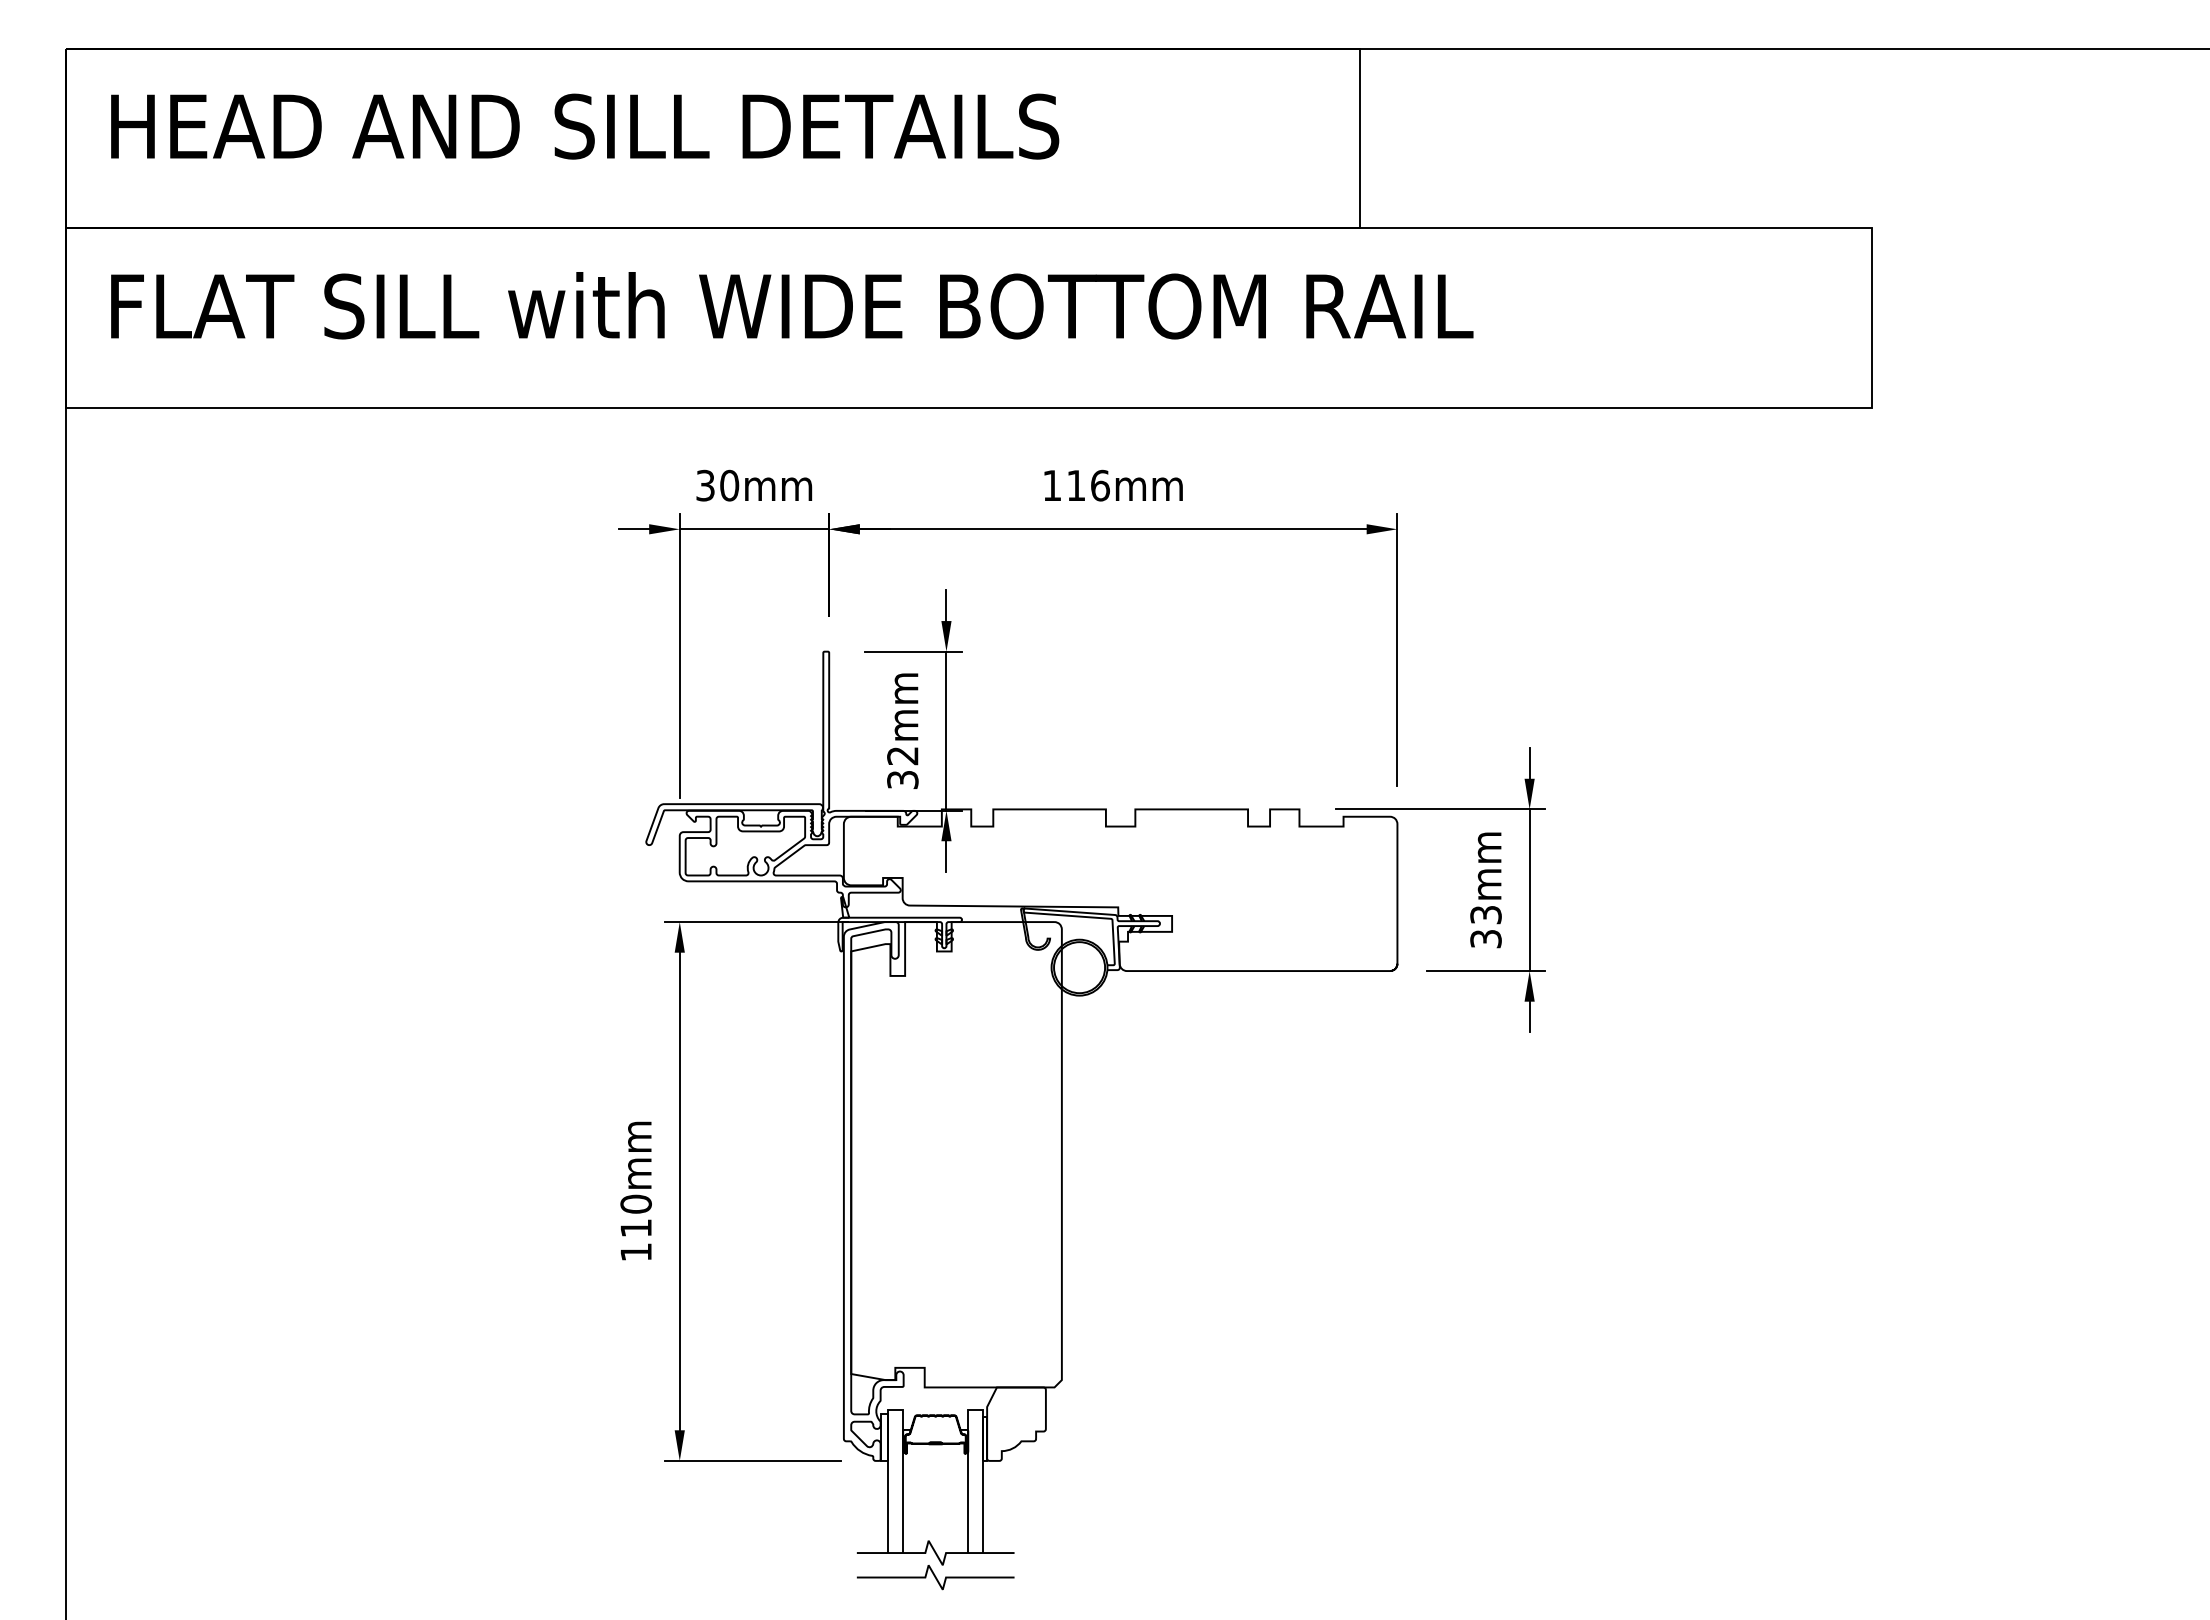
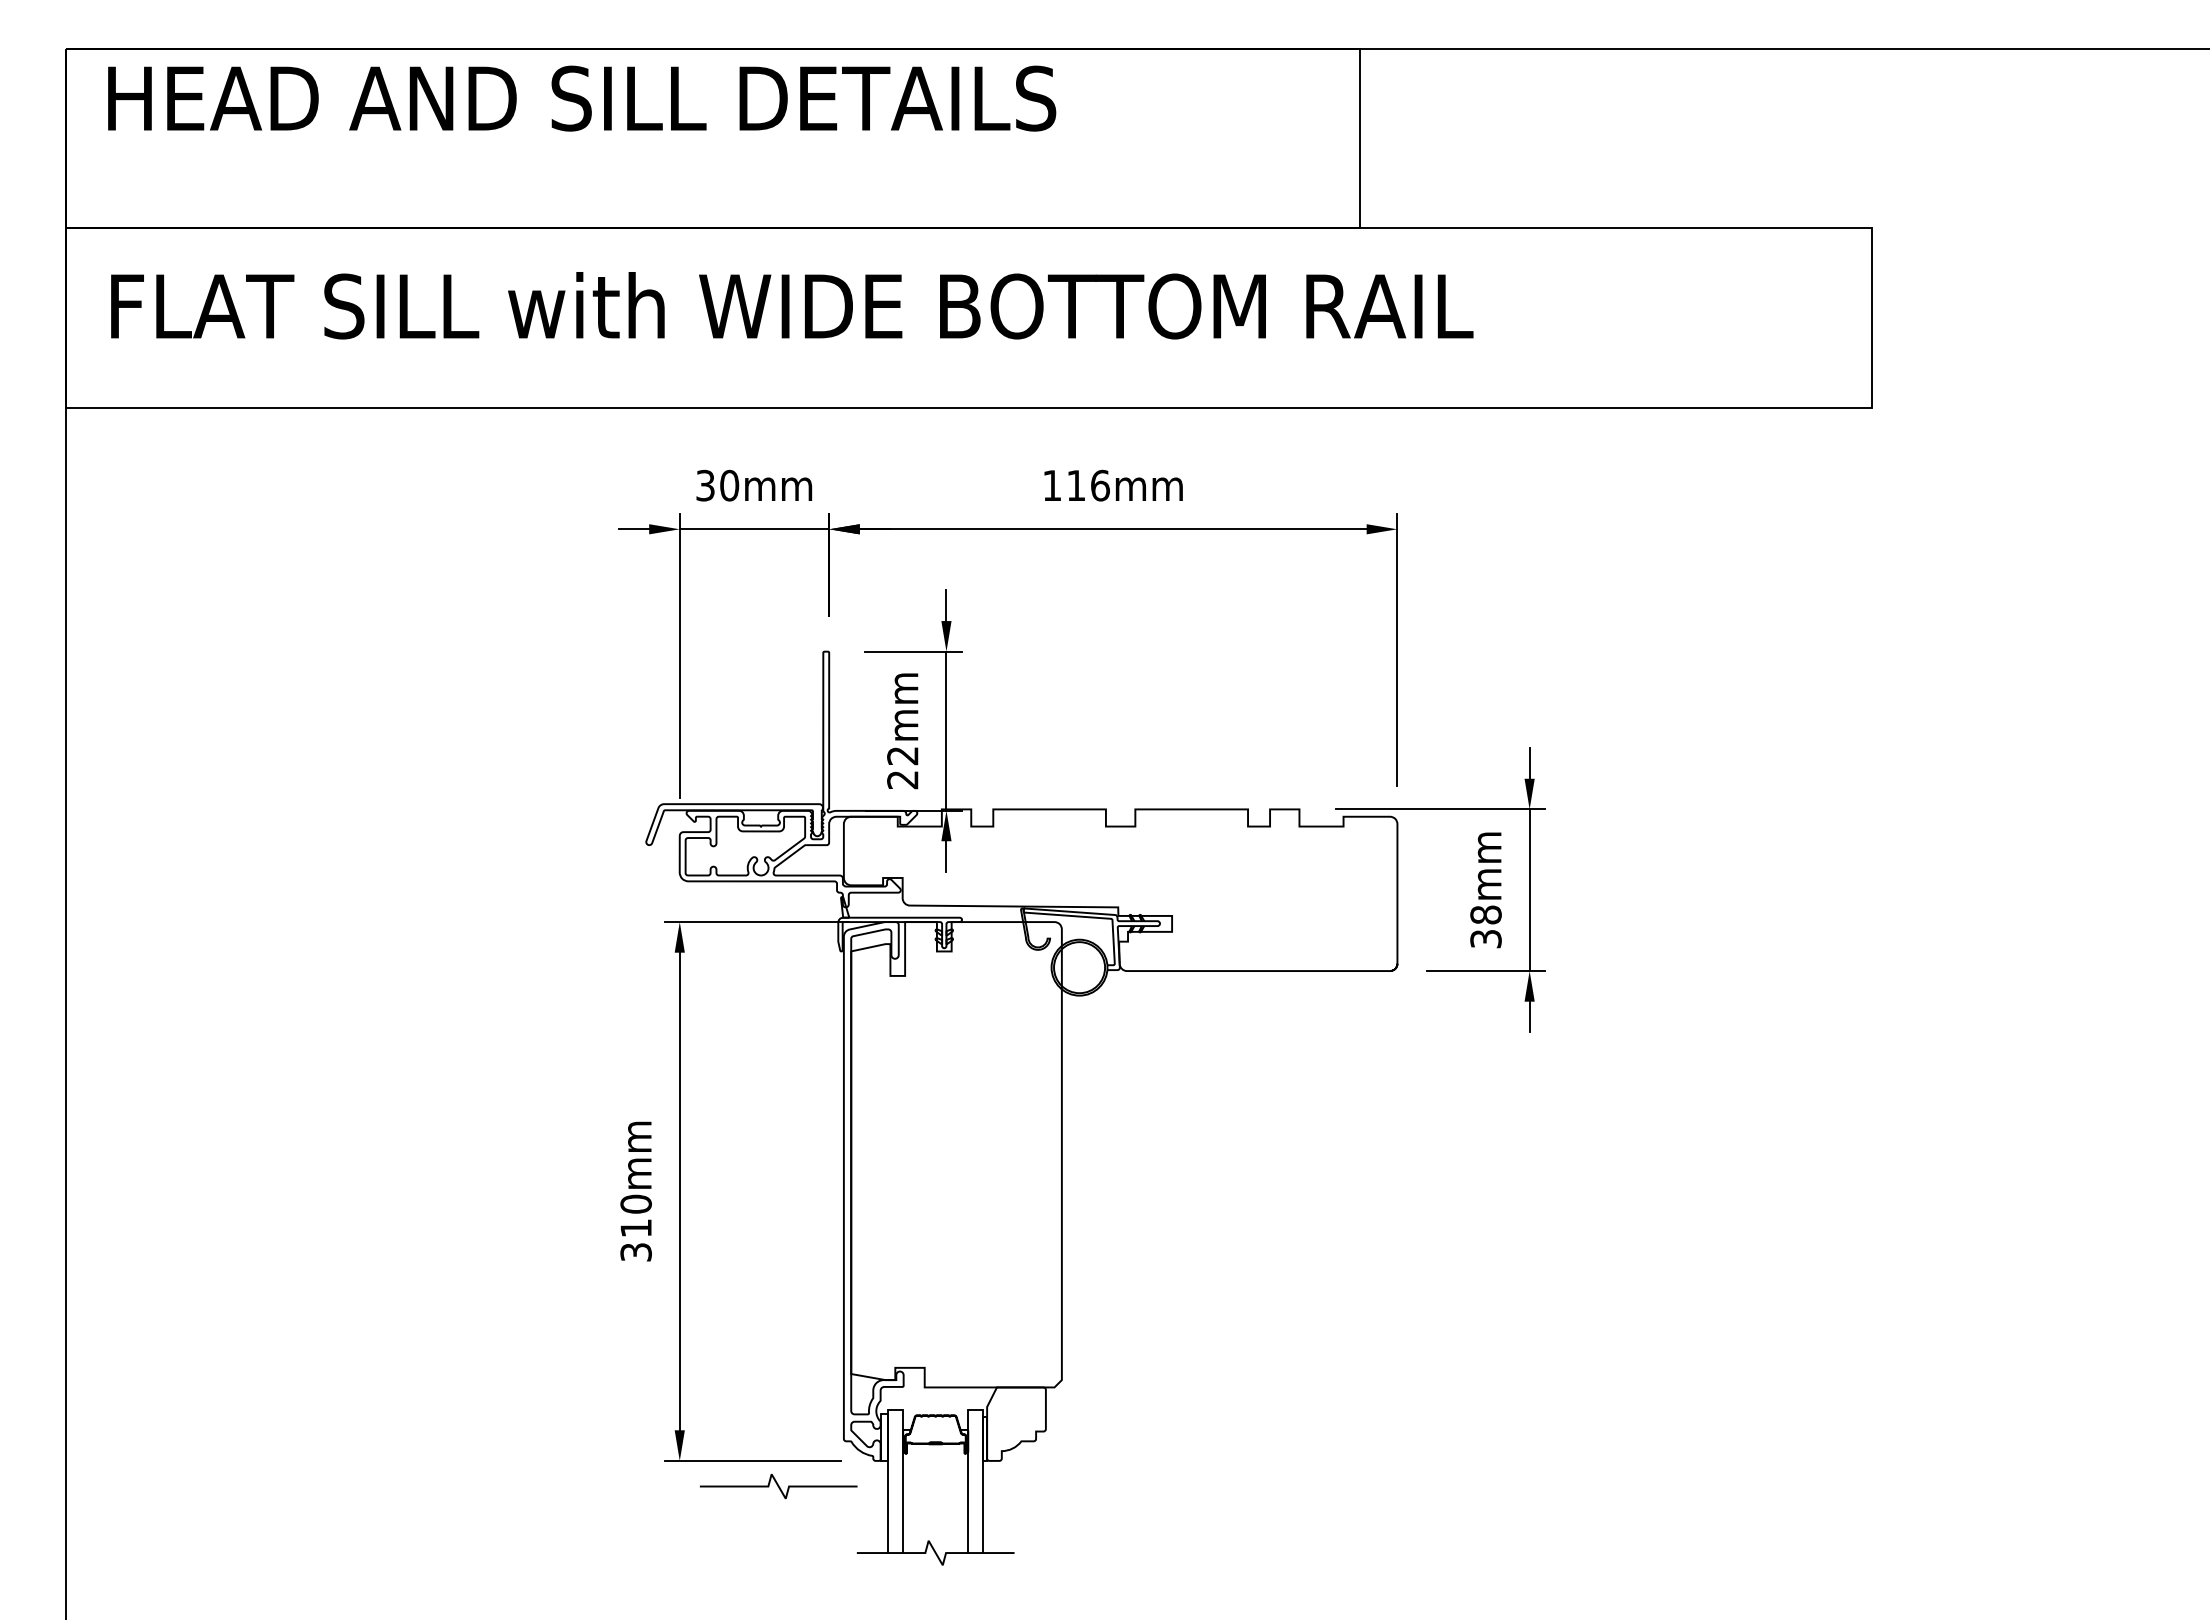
text position: (585, 126) -> (582, 98) (582, 98)
text: 32mm -> 22mm (902, 780)
text: 33mm -> 38mm (1485, 914)
text: 110mm -> 310mm (635, 1252)
curve position: (935, 1577) -> (778, 1486) (778, 1486)
